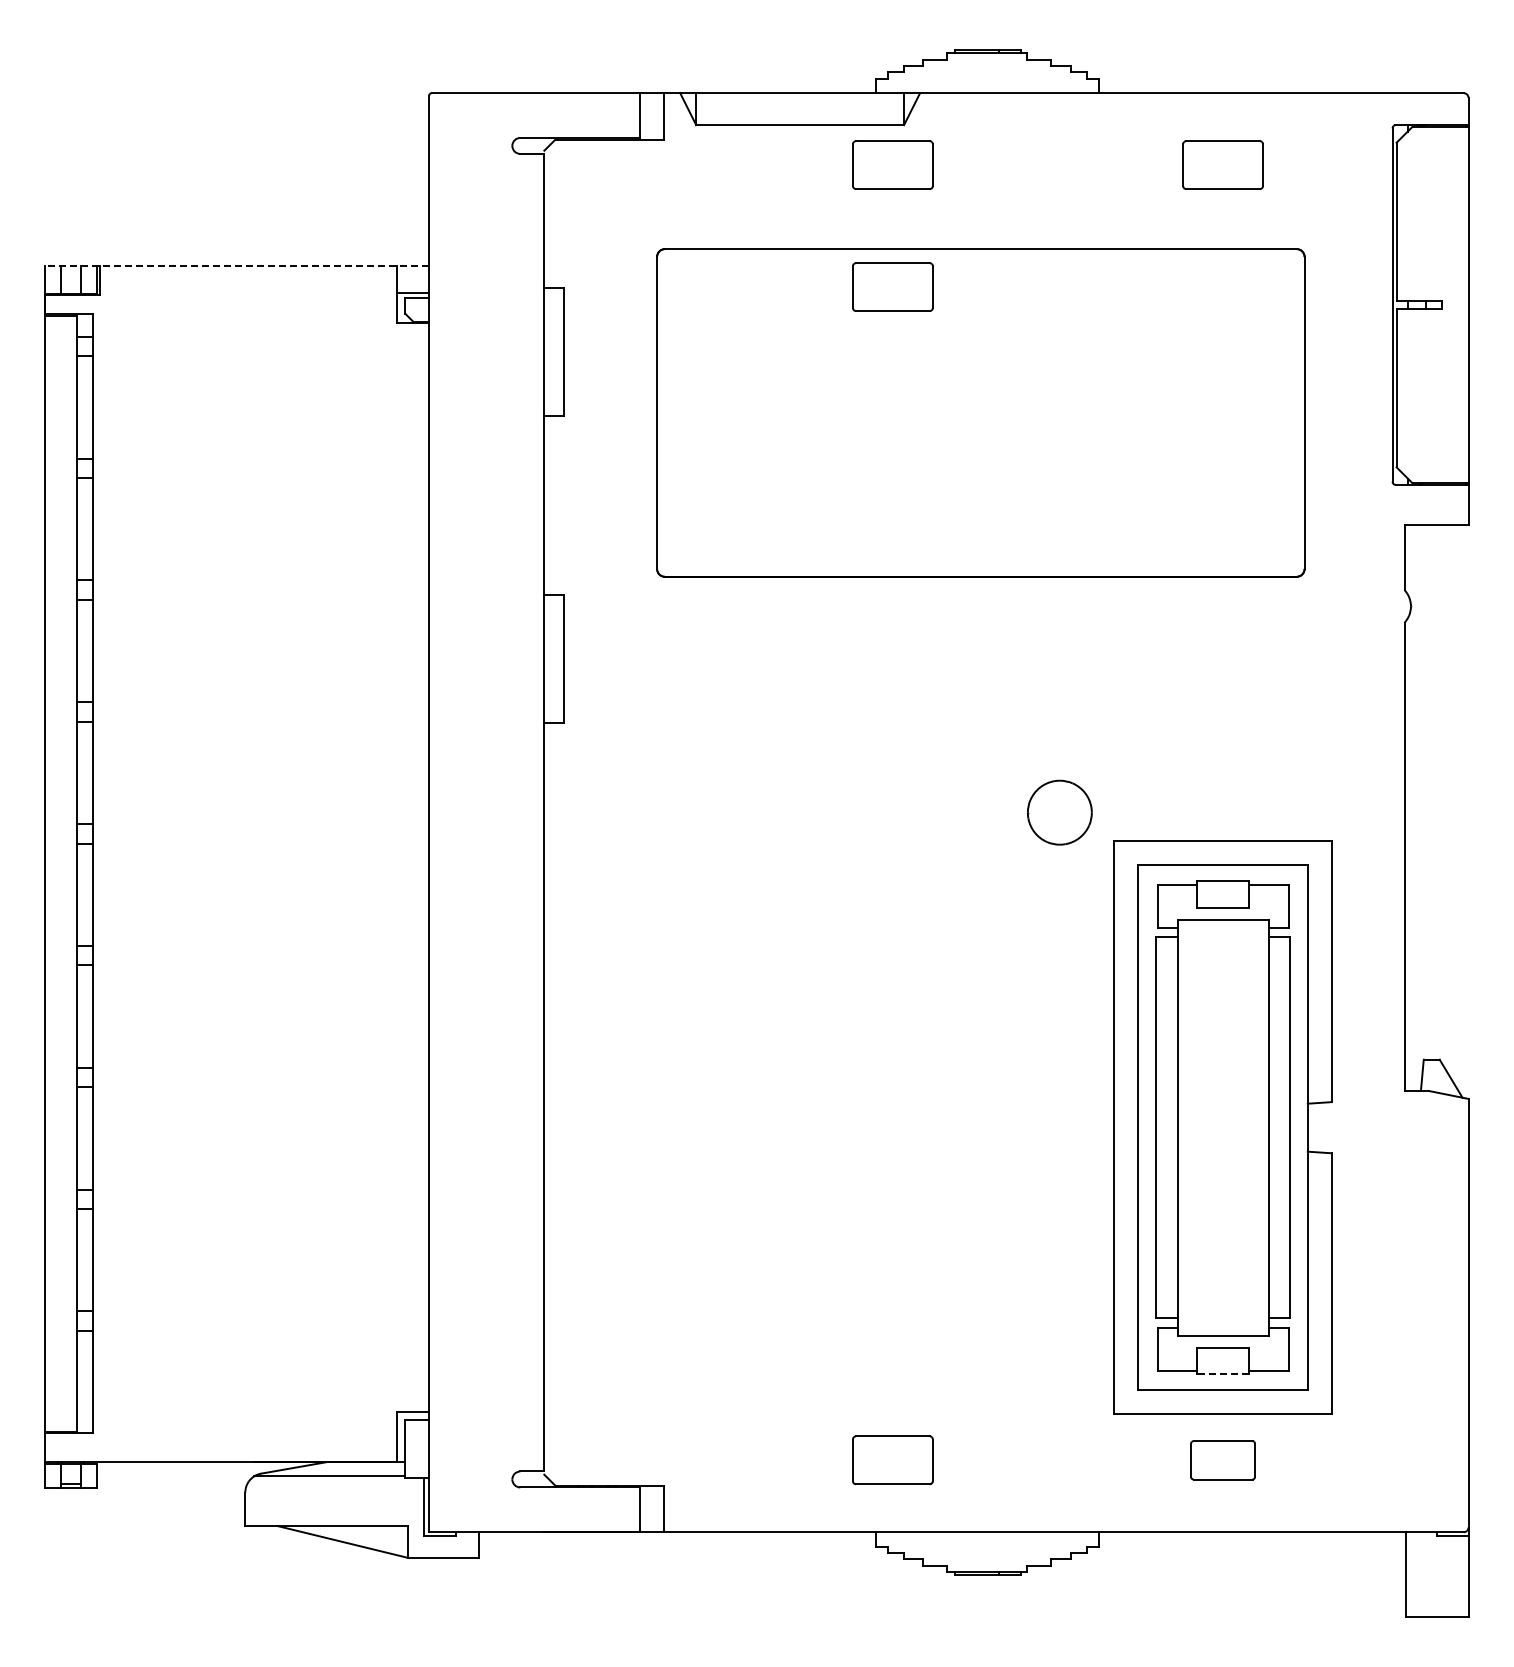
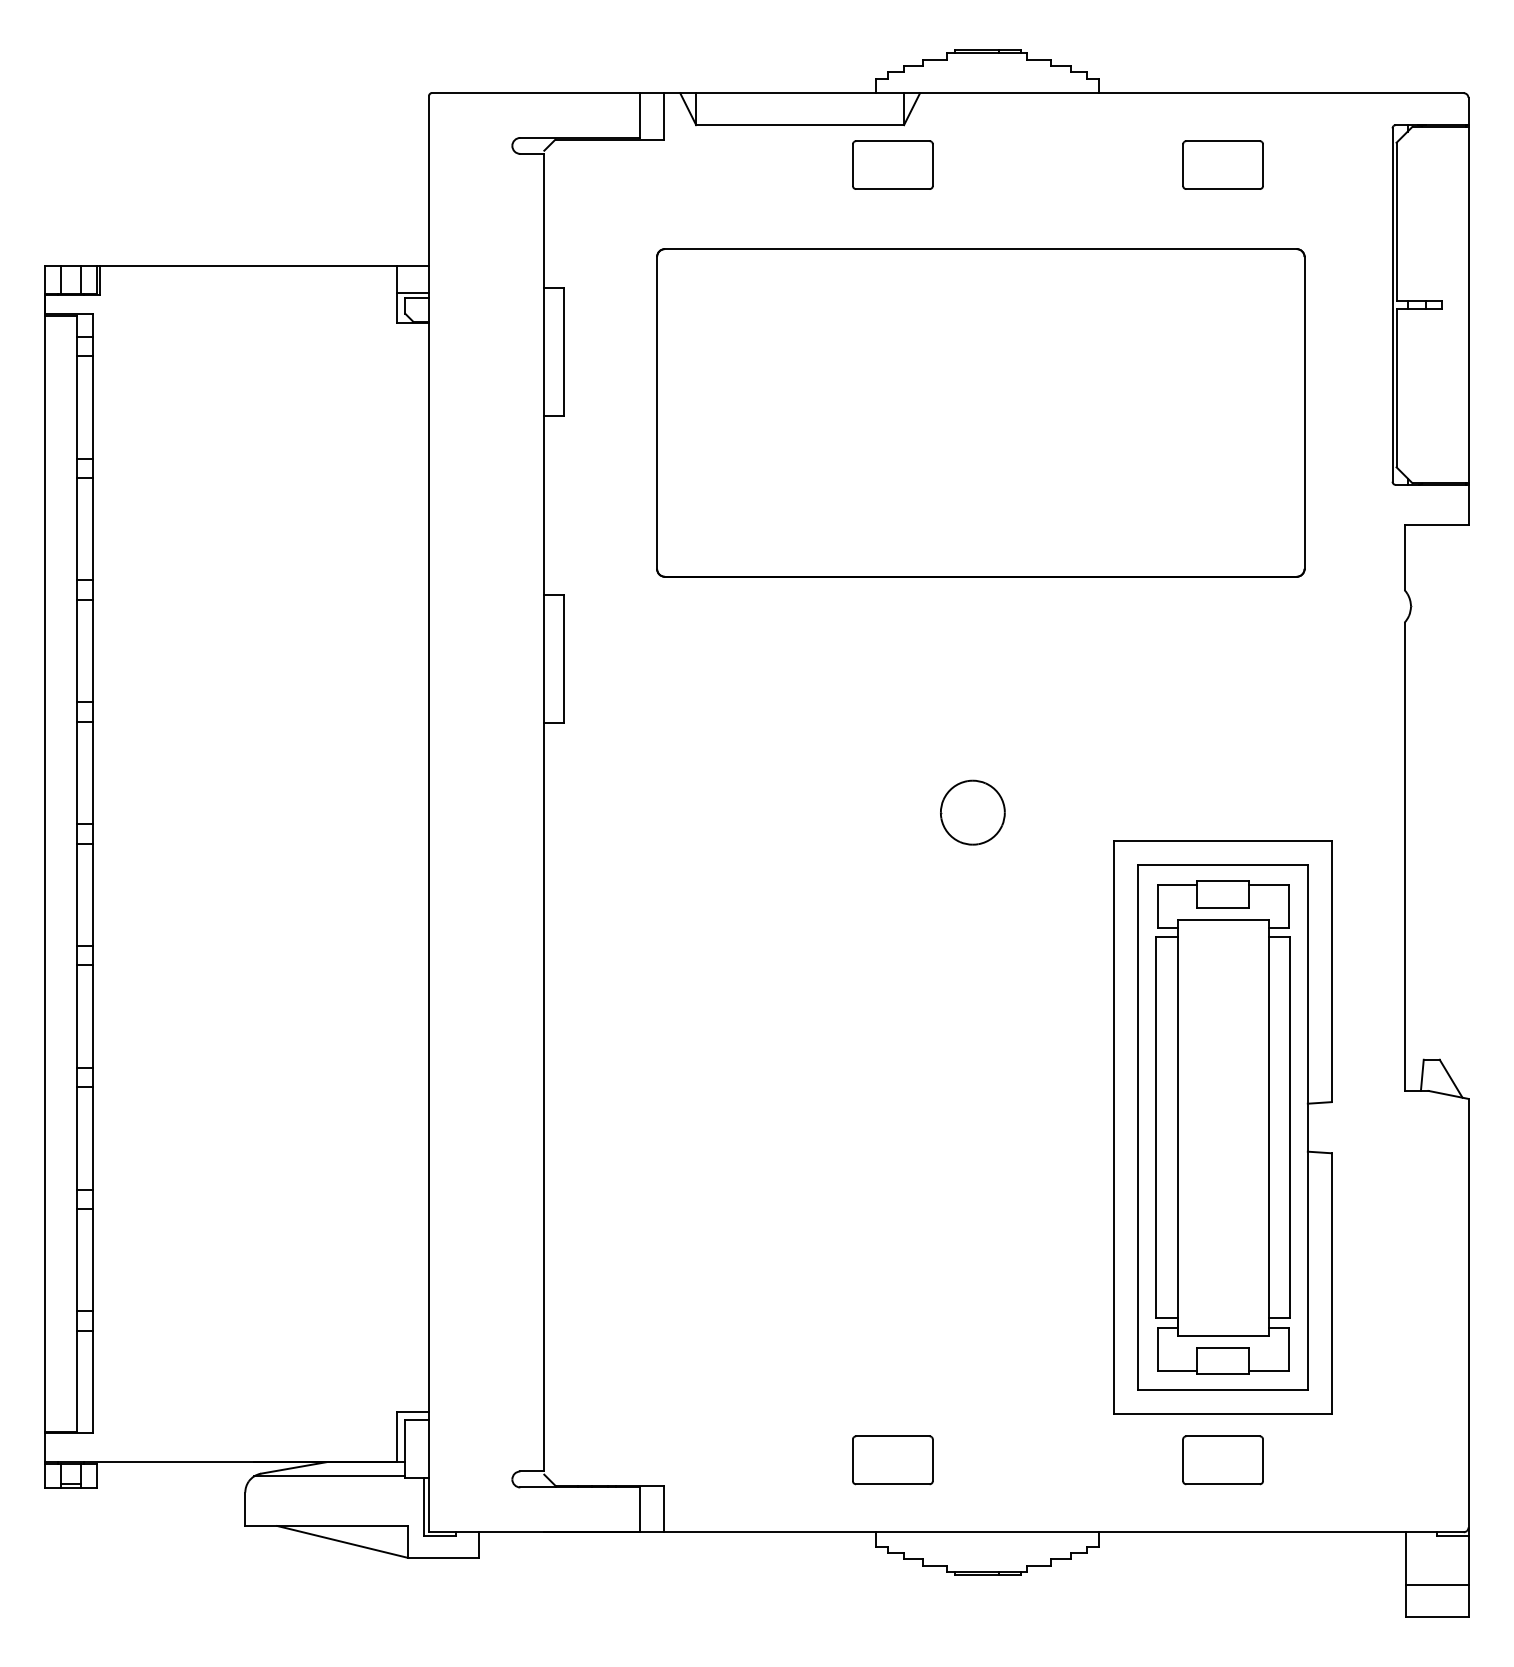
line: dashed -> solid (237, 266)
part: present -> none (892, 286)
part position: (1059, 812) -> (972, 812) (972, 812)
line: dashed -> solid (1222, 1373)
part size: 66x41 px -> 82x51 px (1222, 1460)
line: none -> present (1437, 1585)
